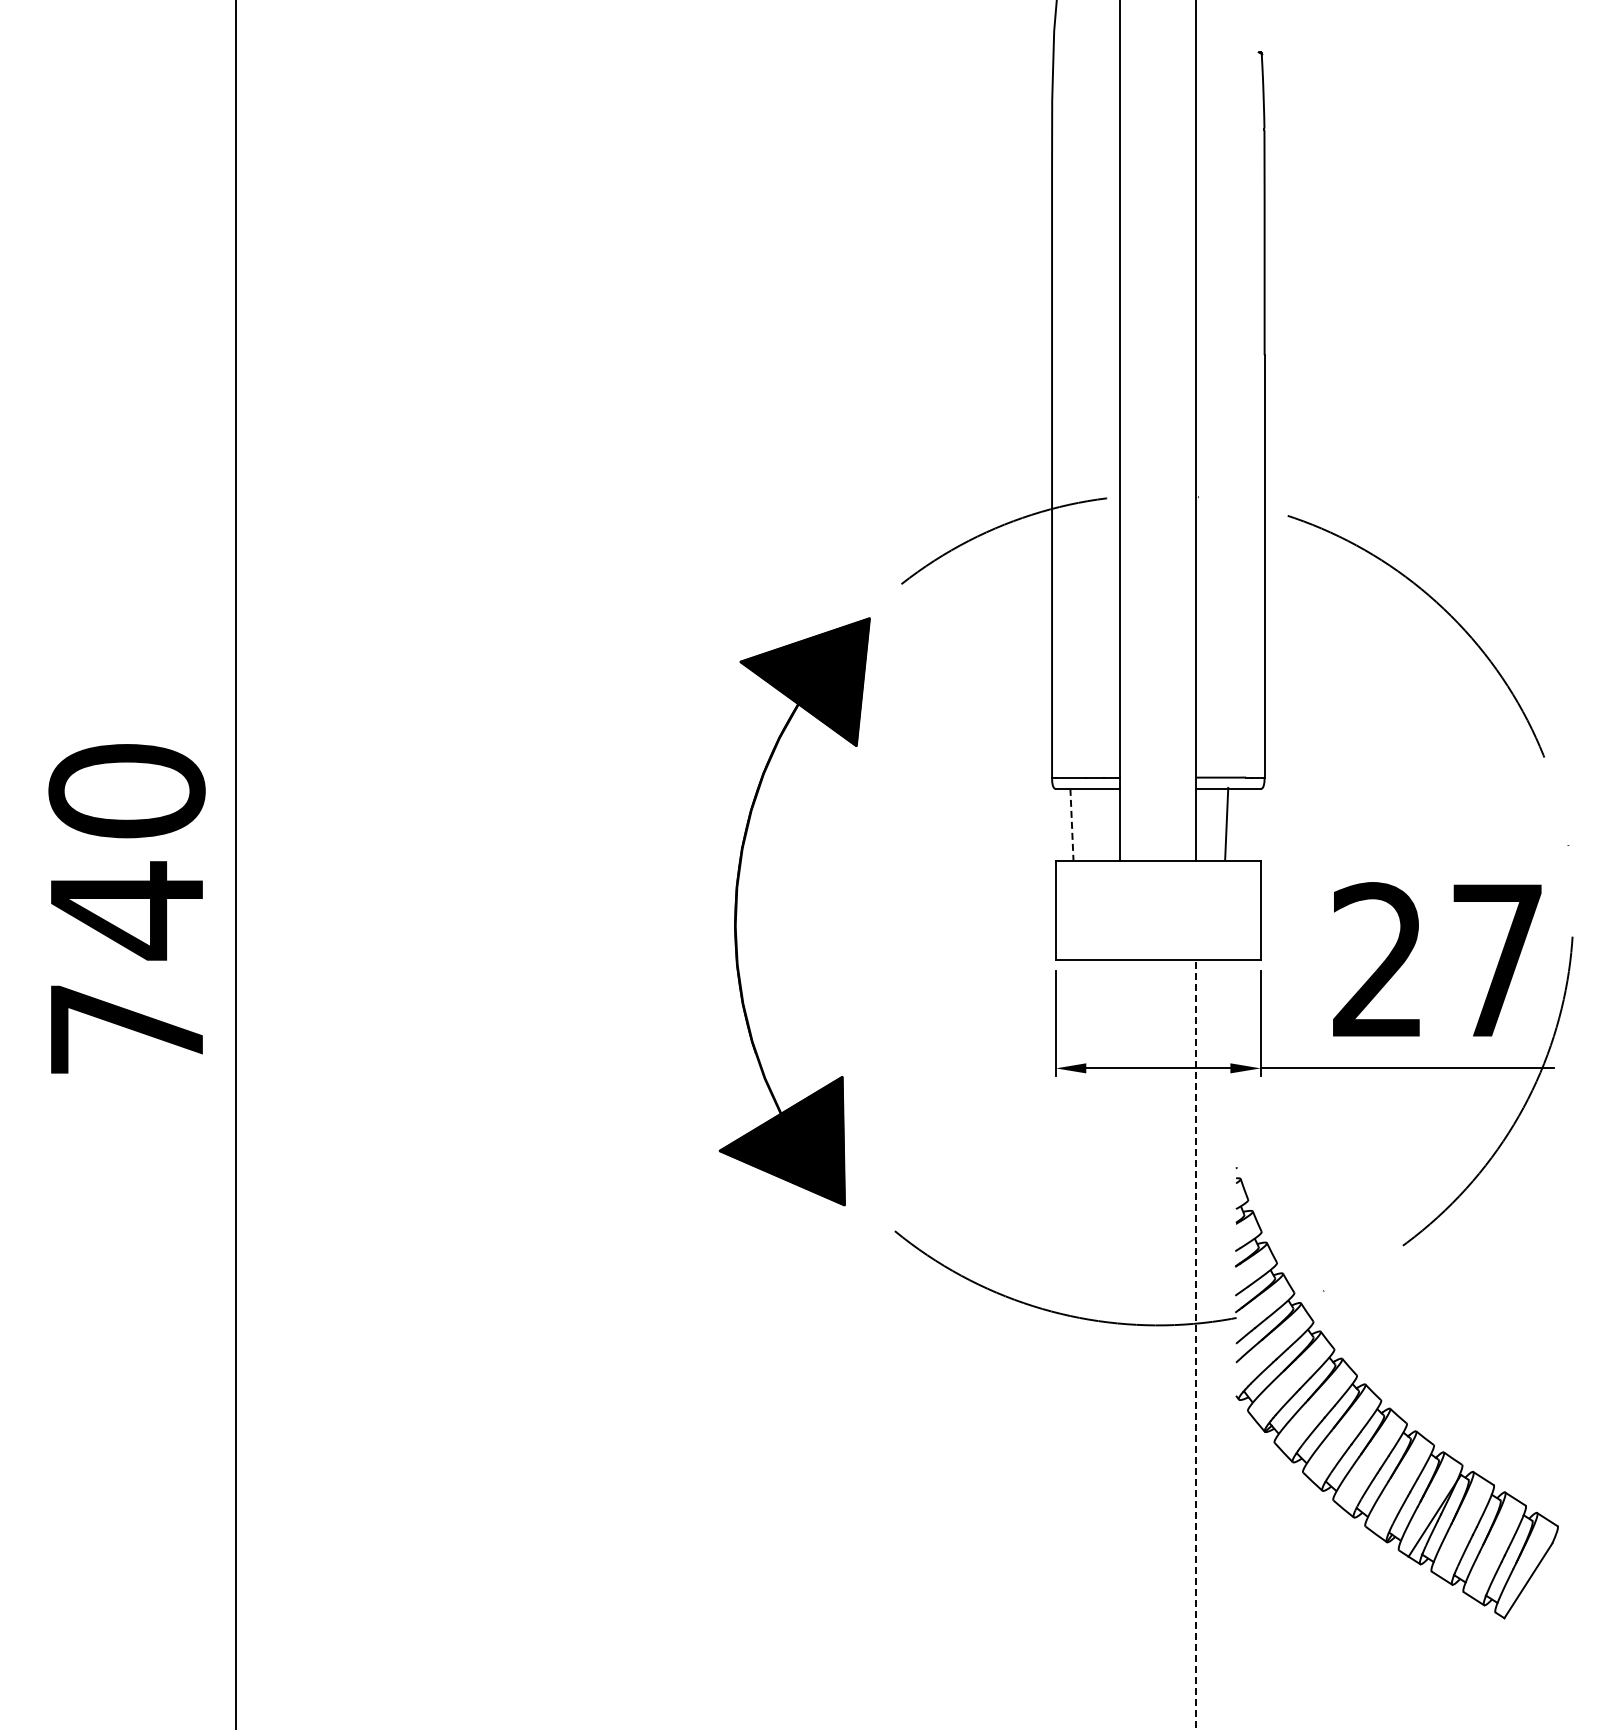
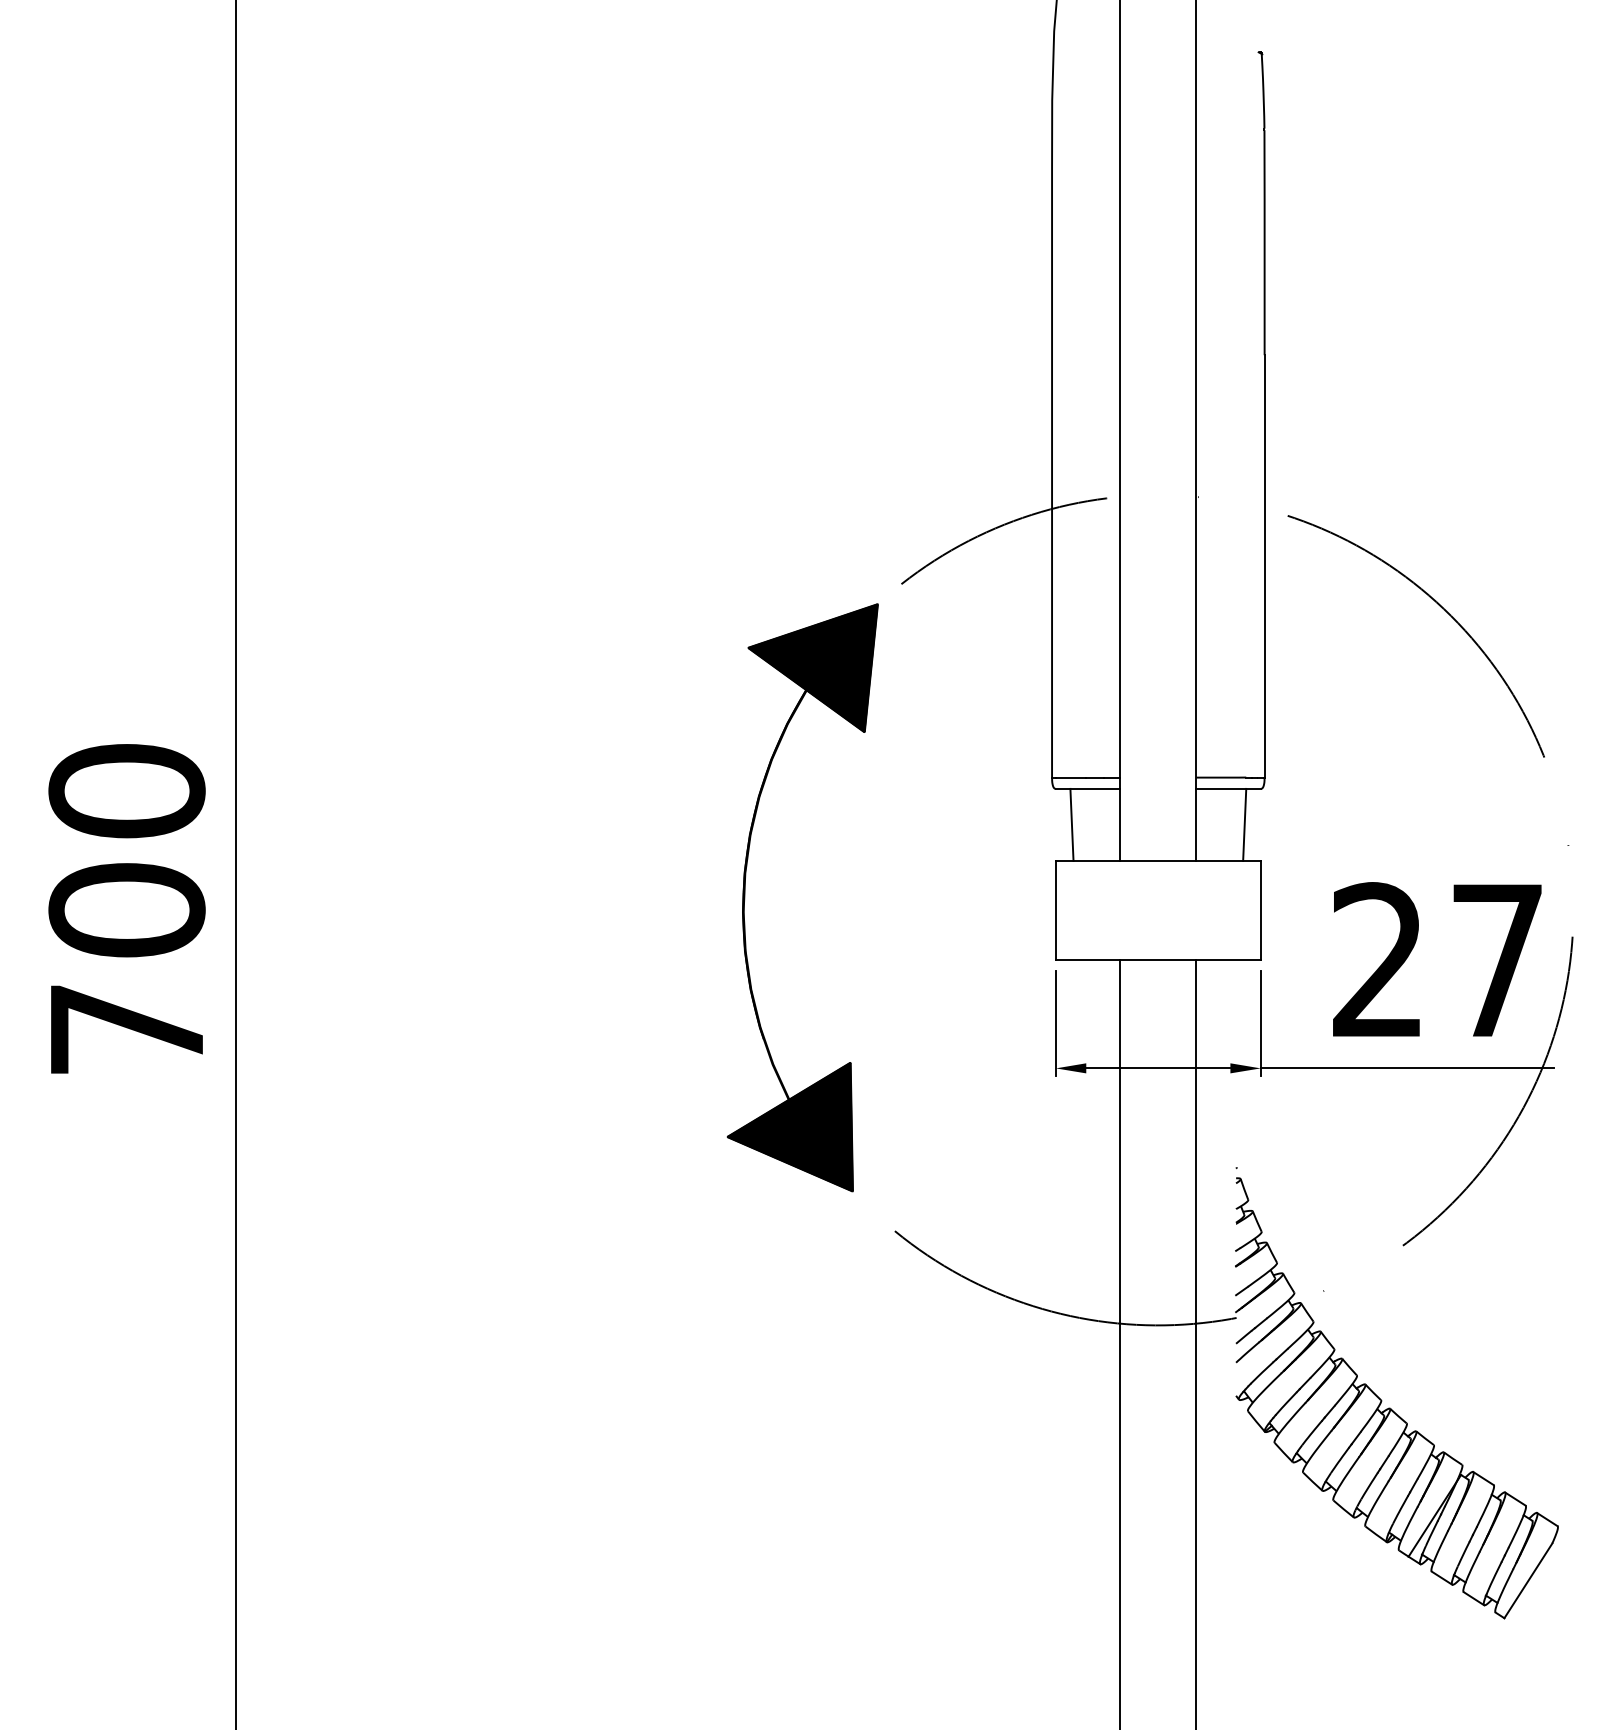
line position: (1226, 823) -> (1244, 824) (1244, 824)
line: dashed -> solid (1071, 825)
text: 740 -> 700 (126, 910)
part position: (737, 911) -> (745, 897) (745, 897)
line: none -> present (1120, 1342)
line: dashed -> solid (1196, 1344)
